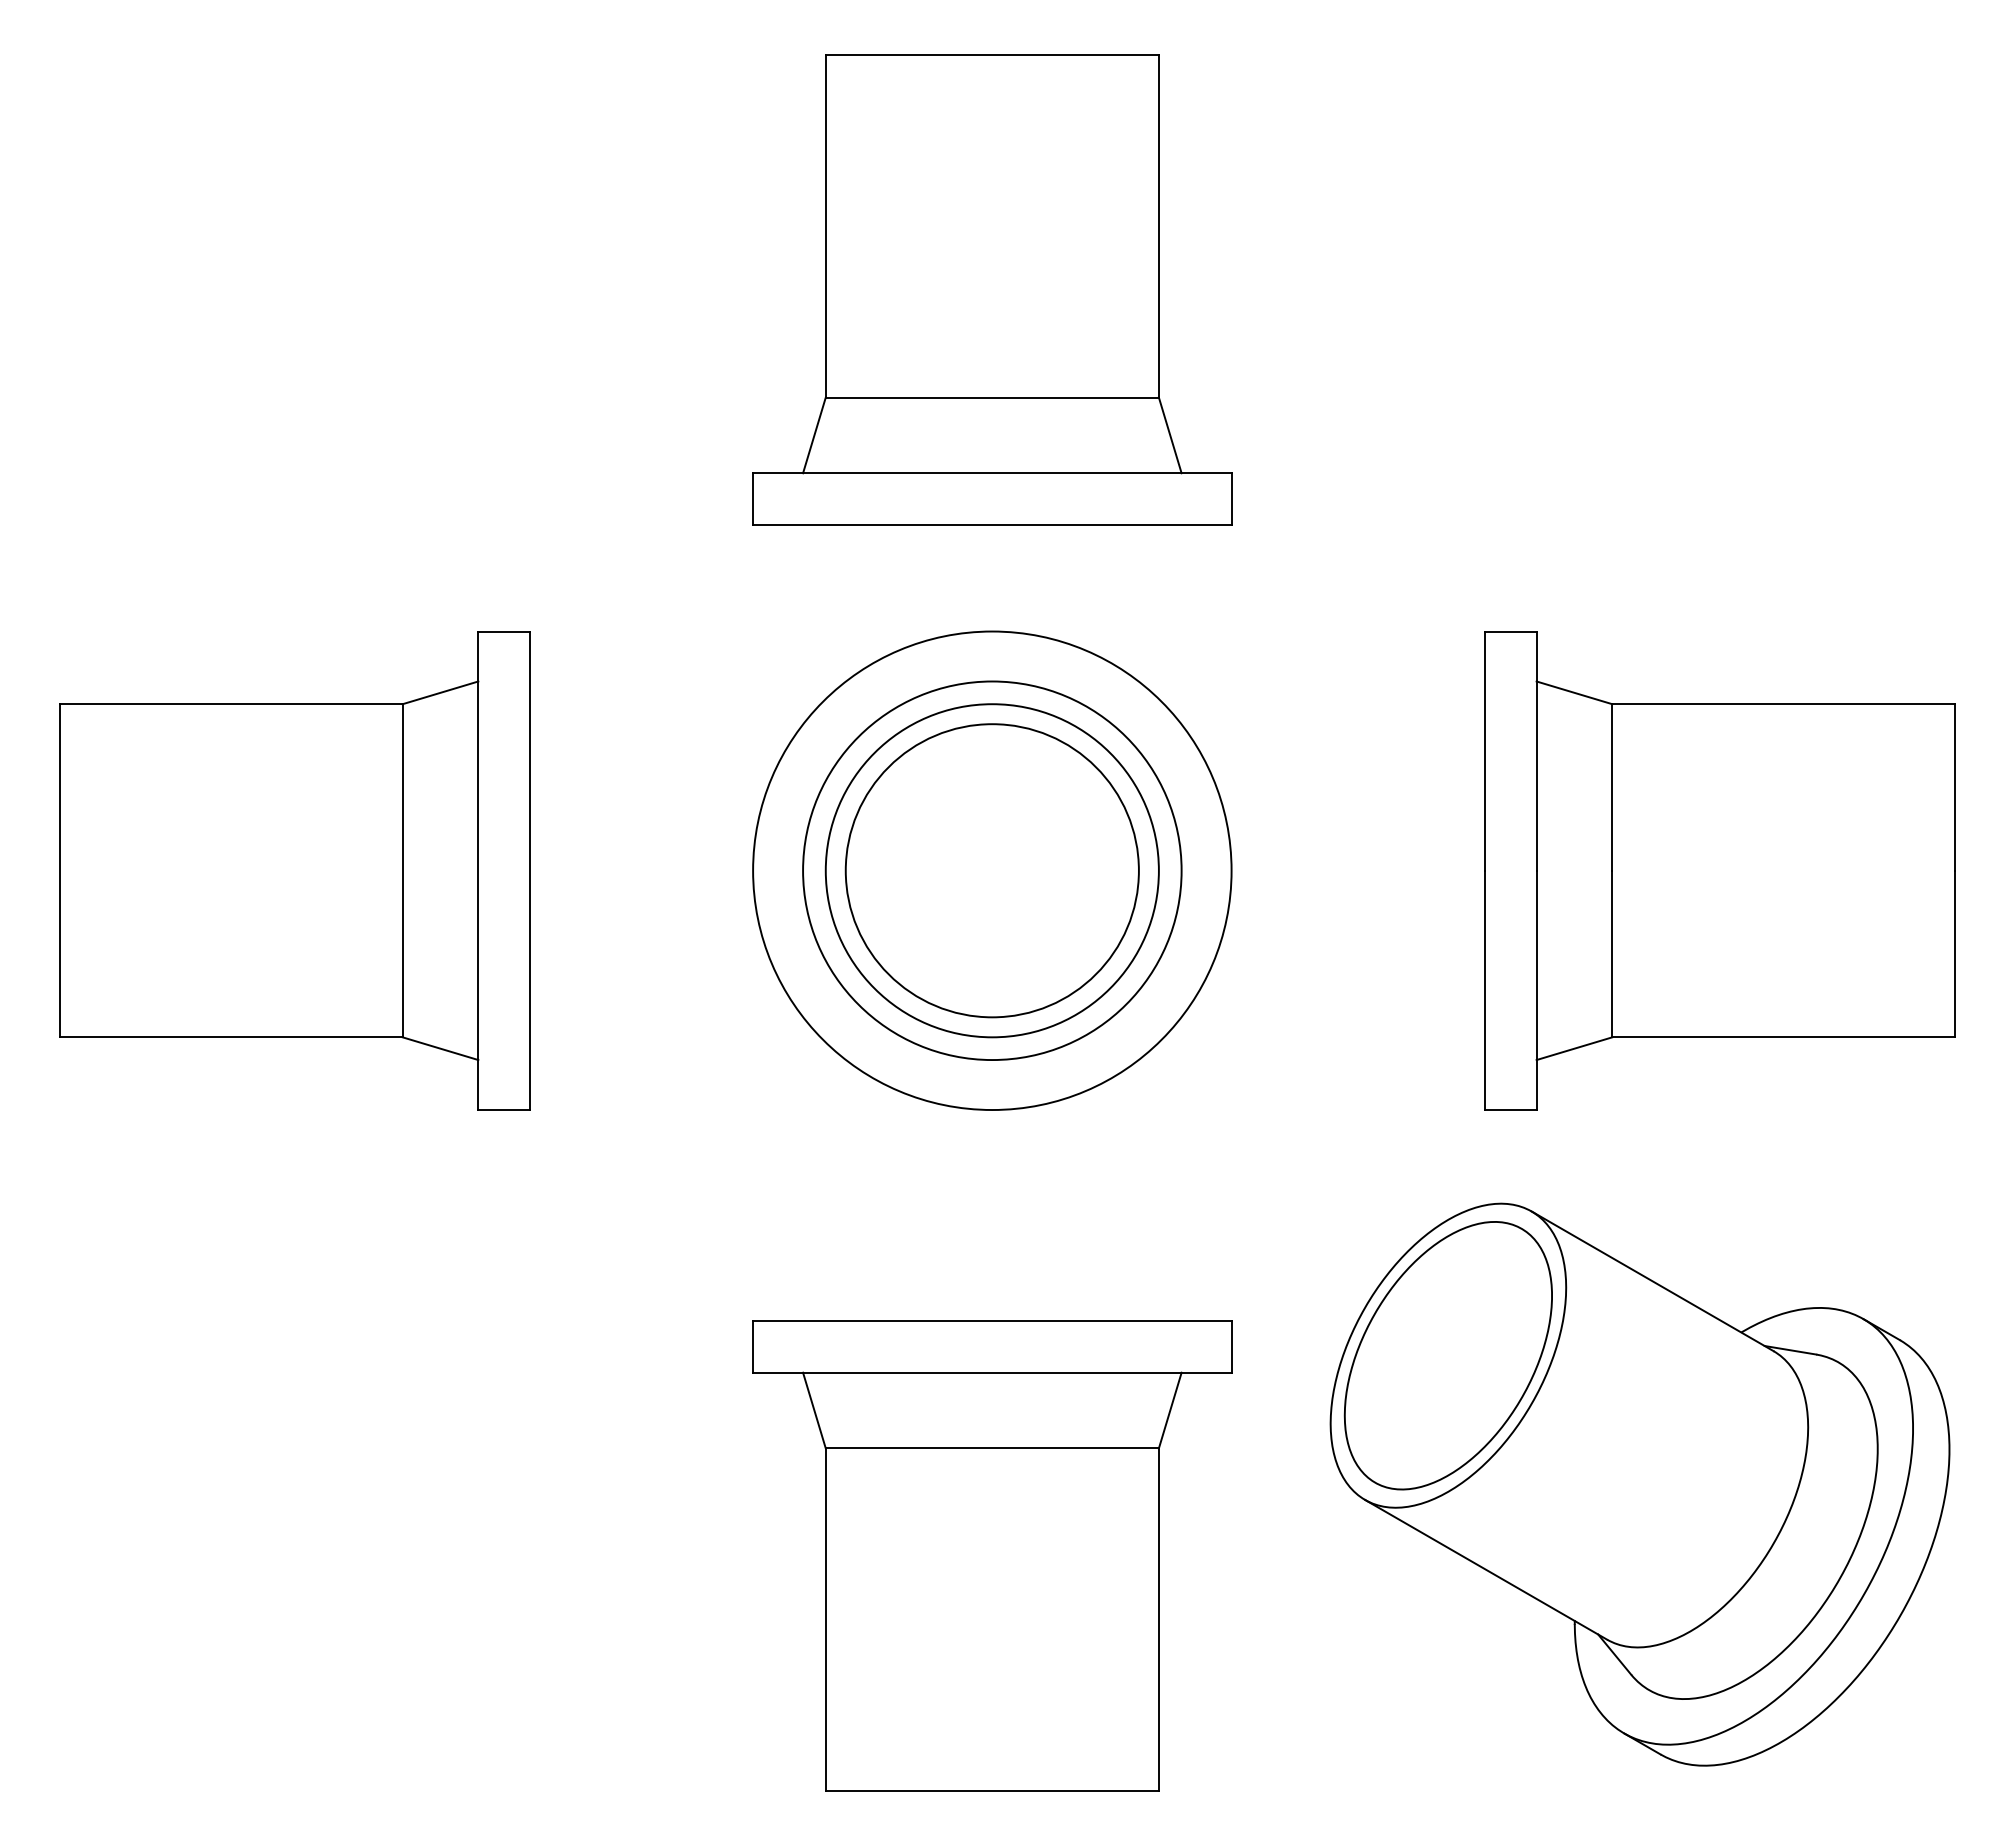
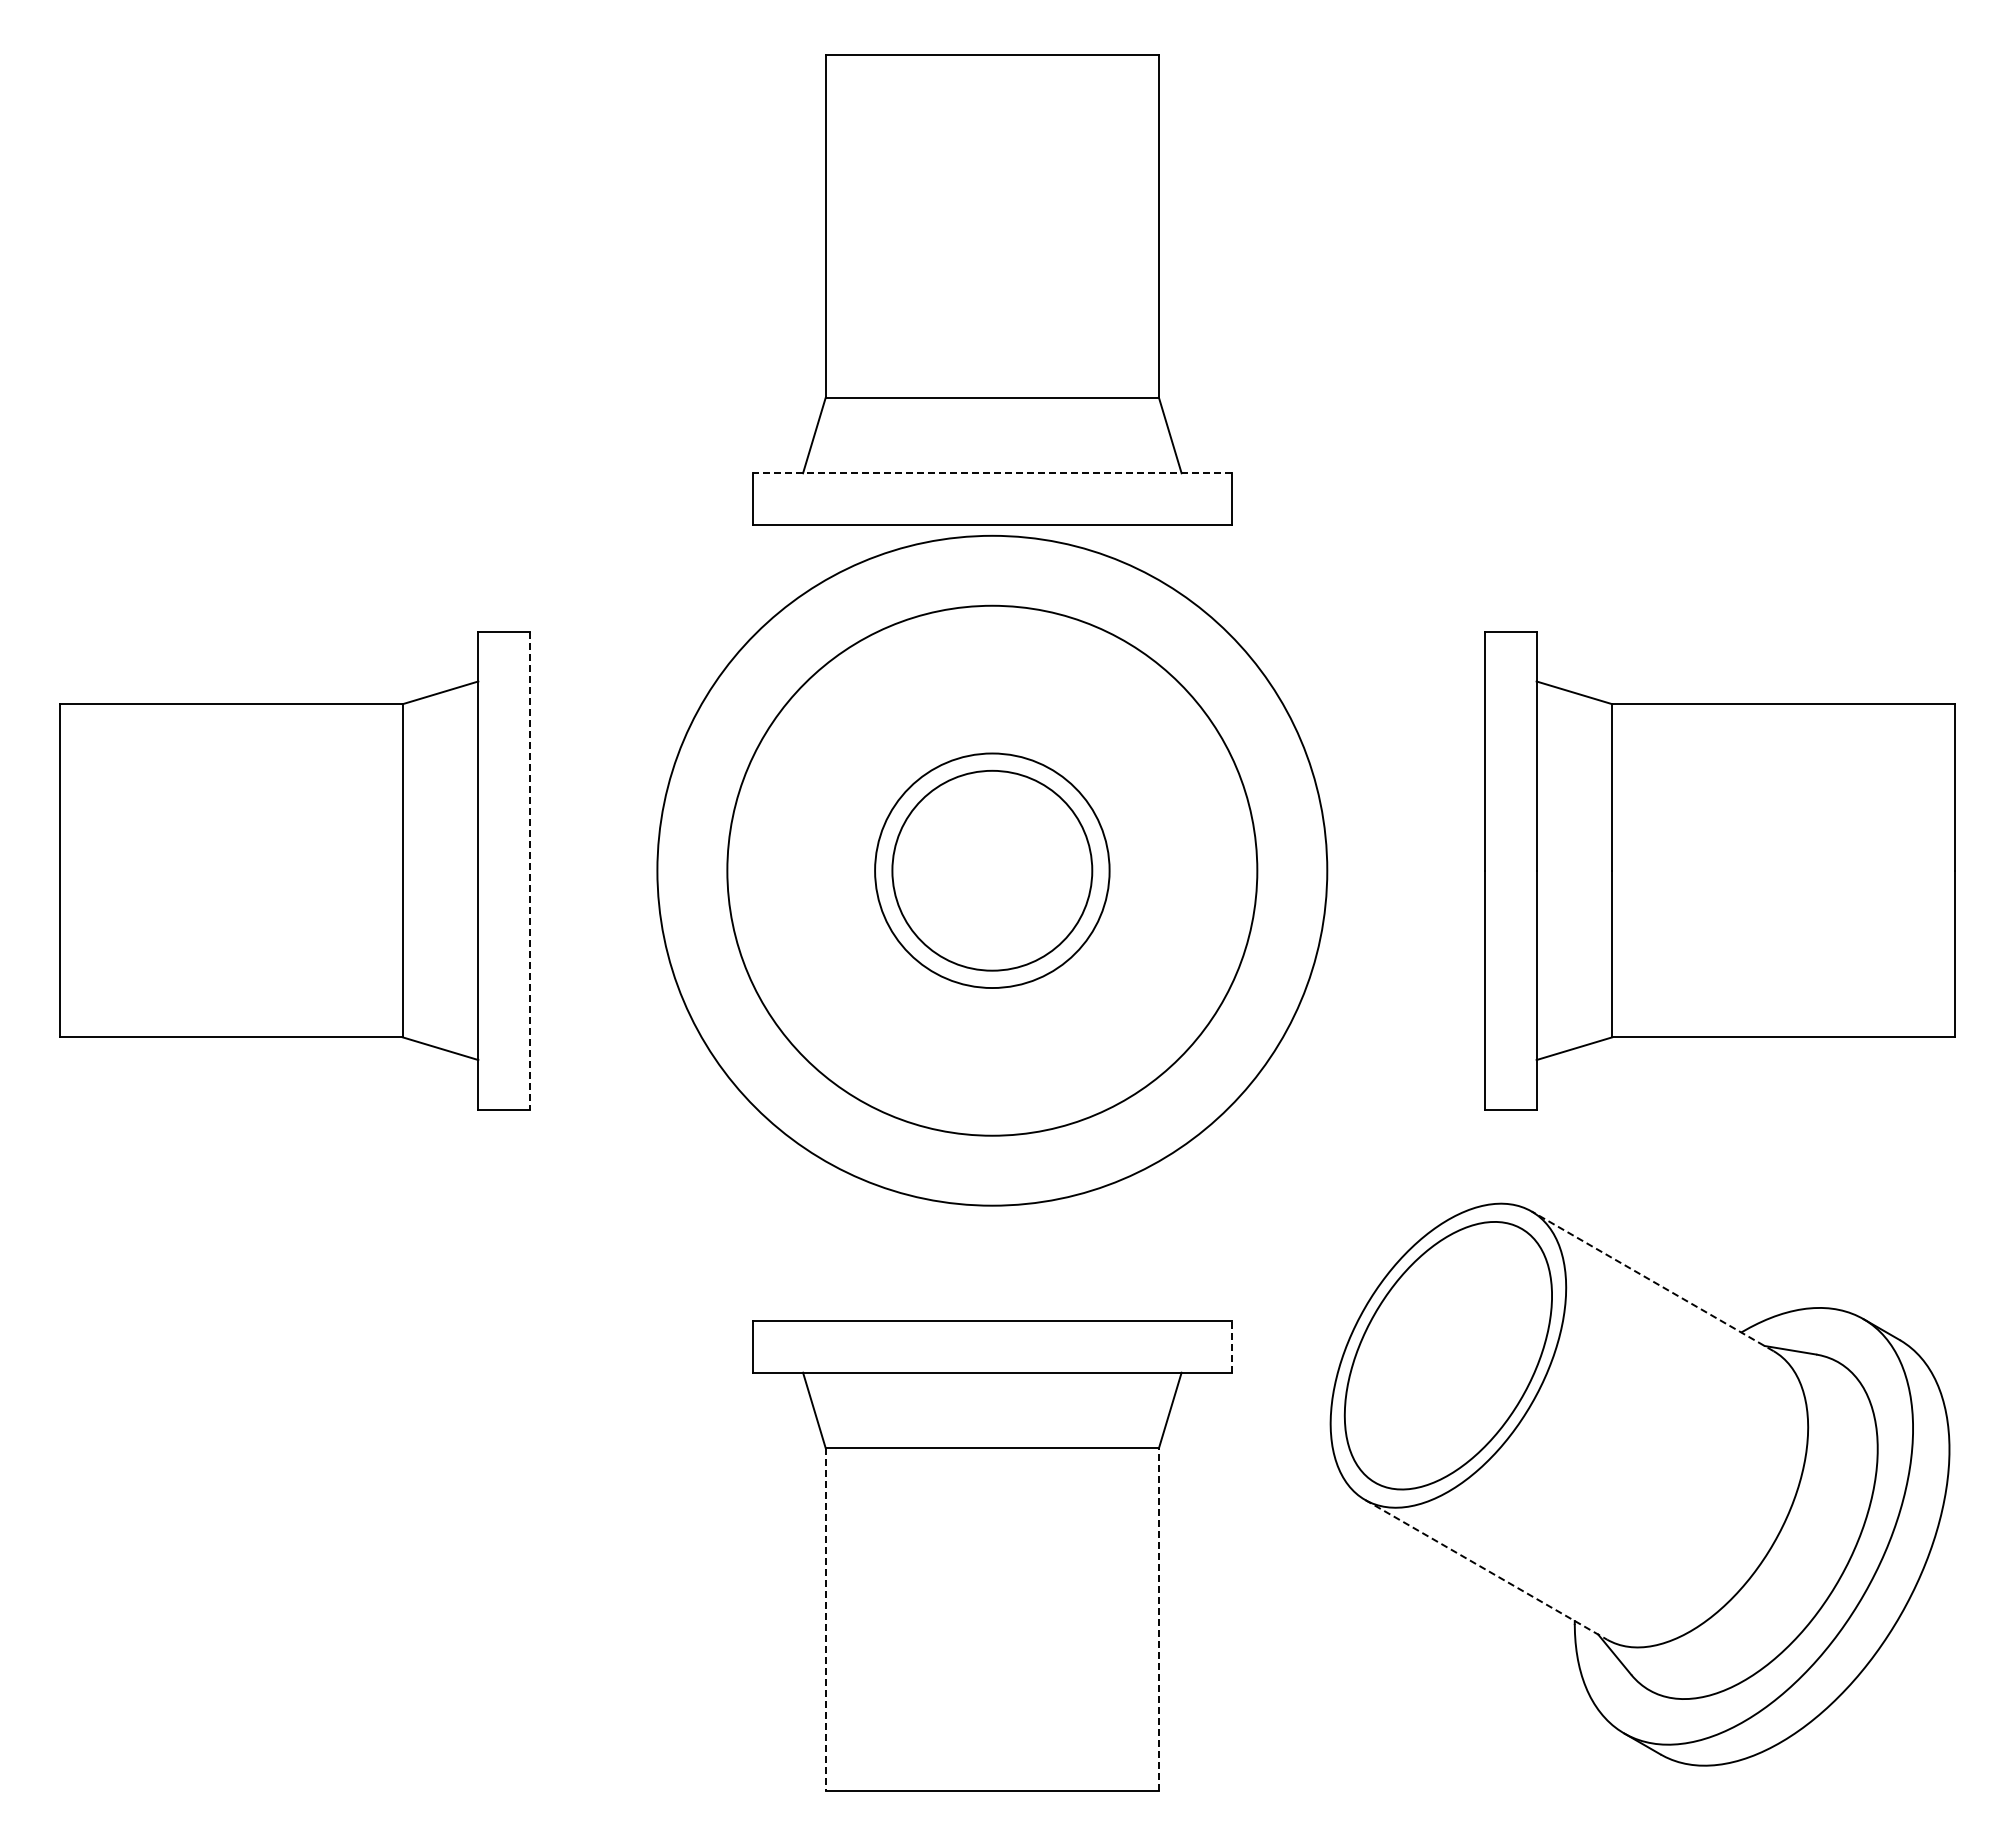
line: solid -> dashed (991, 473)
circle diameter: 293 px -> 235 px (992, 870)
circle diameter: 333 px -> 200 px (992, 870)
circle diameter: 379 px -> 530 px (992, 870)
circle diameter: 478 px -> 670 px (992, 870)
line: solid -> dashed (529, 871)
line: solid -> dashed (1652, 1281)
line: solid -> dashed (1231, 1346)
line: solid -> dashed (1486, 1569)
line: solid -> dashed (1158, 1619)
line: solid -> dashed (825, 1620)
